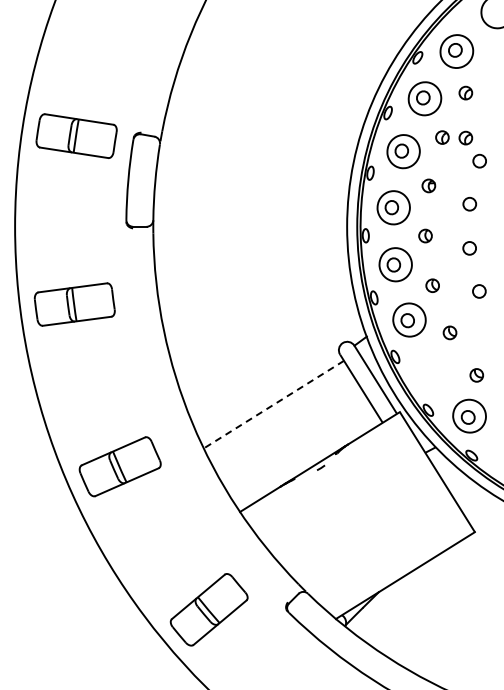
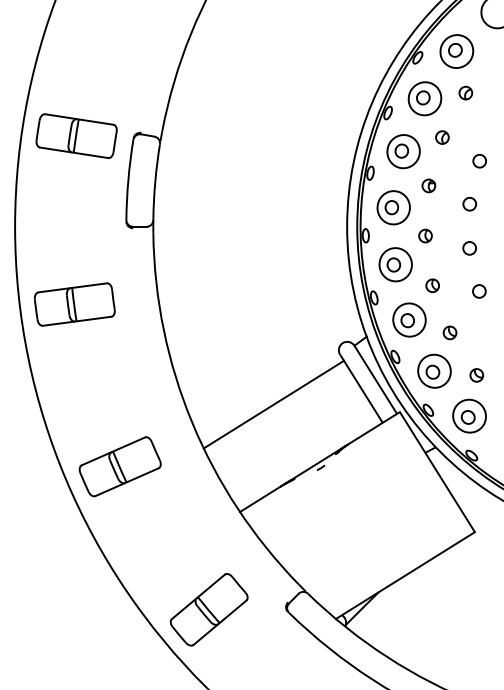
part: present -> none (465, 137)
part: none -> present (434, 370)
line: dashed -> solid (273, 404)
